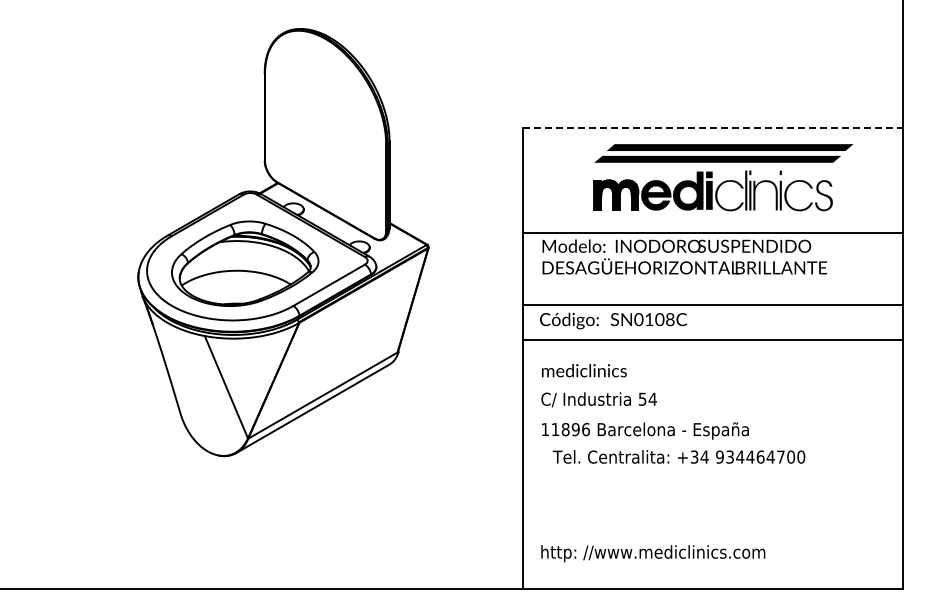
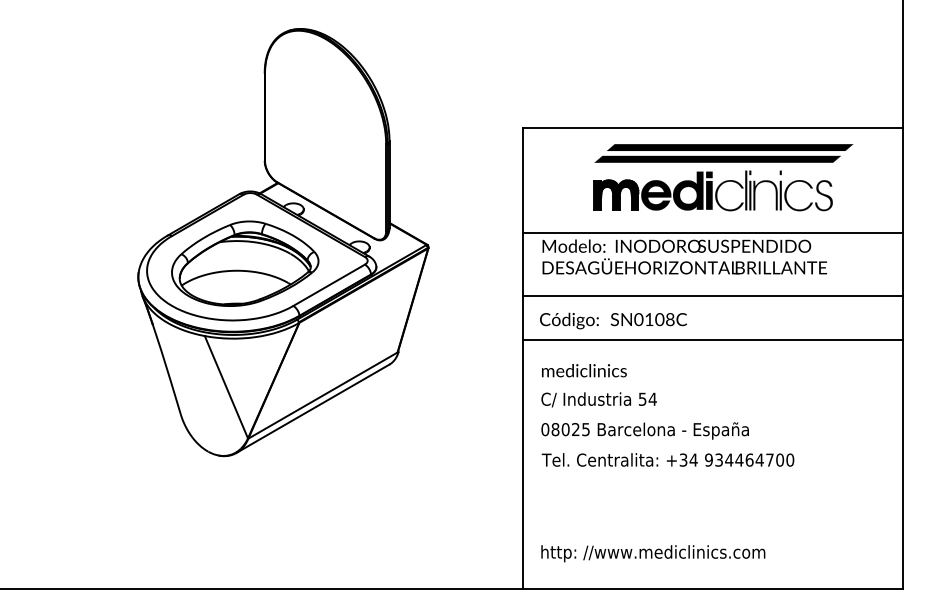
line: dashed -> solid (713, 127)
line position: (713, 305) -> (713, 296) (713, 296)
text: 11896 -> 08025 (565, 429)
text position: (678, 456) -> (667, 459) (667, 459)
